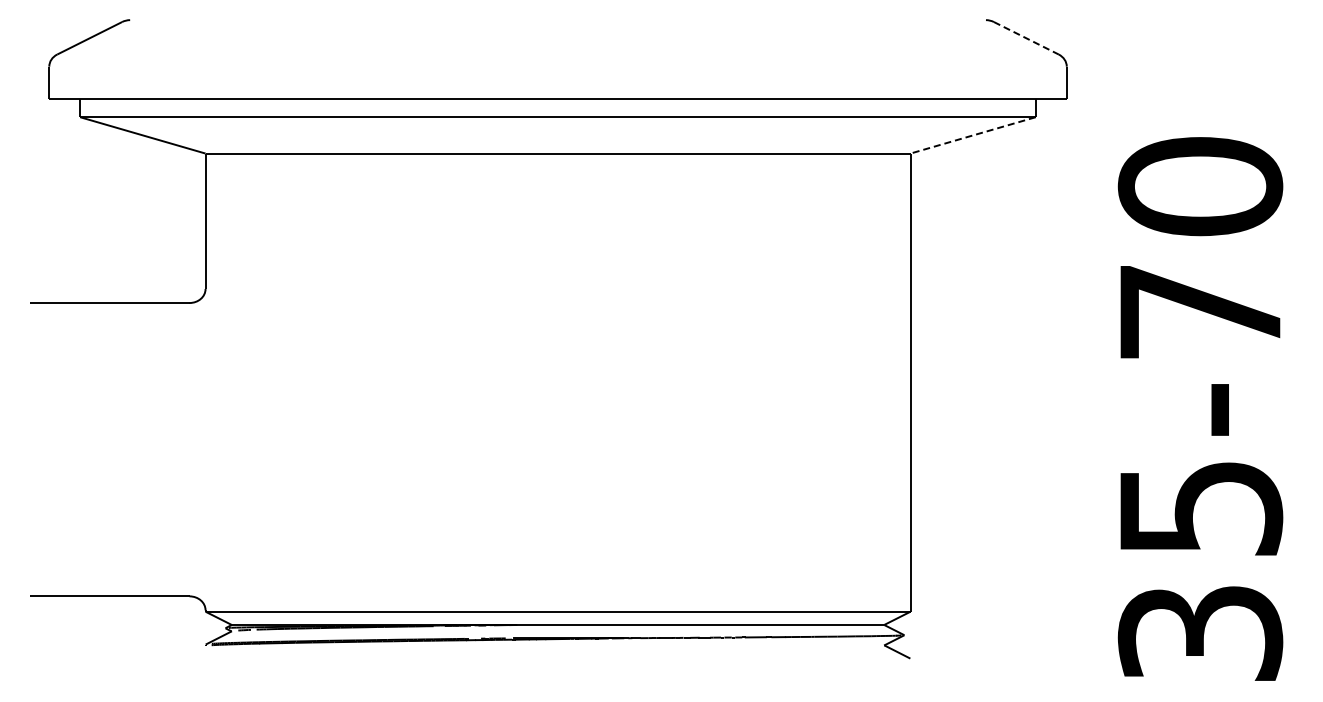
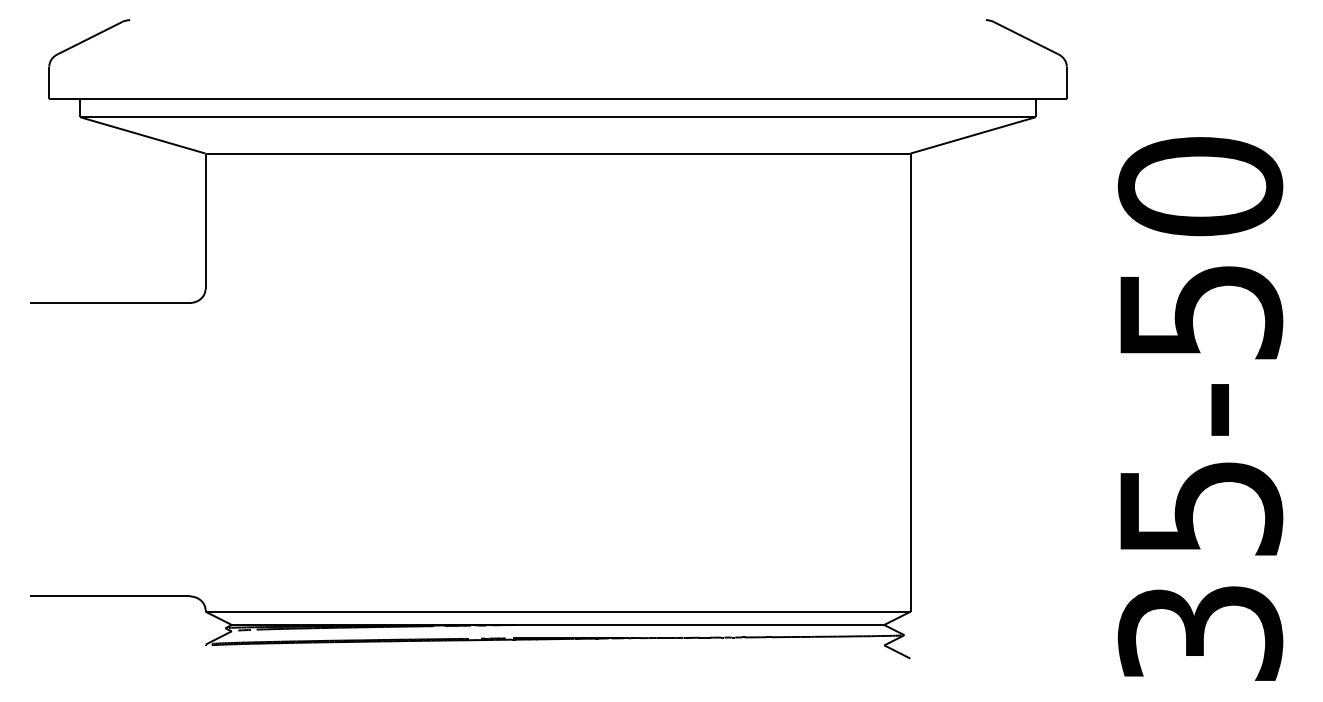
line: dashed -> solid (1026, 38)
line: dashed -> solid (972, 135)
text: 35-70 -> 35-50 (1201, 312)
